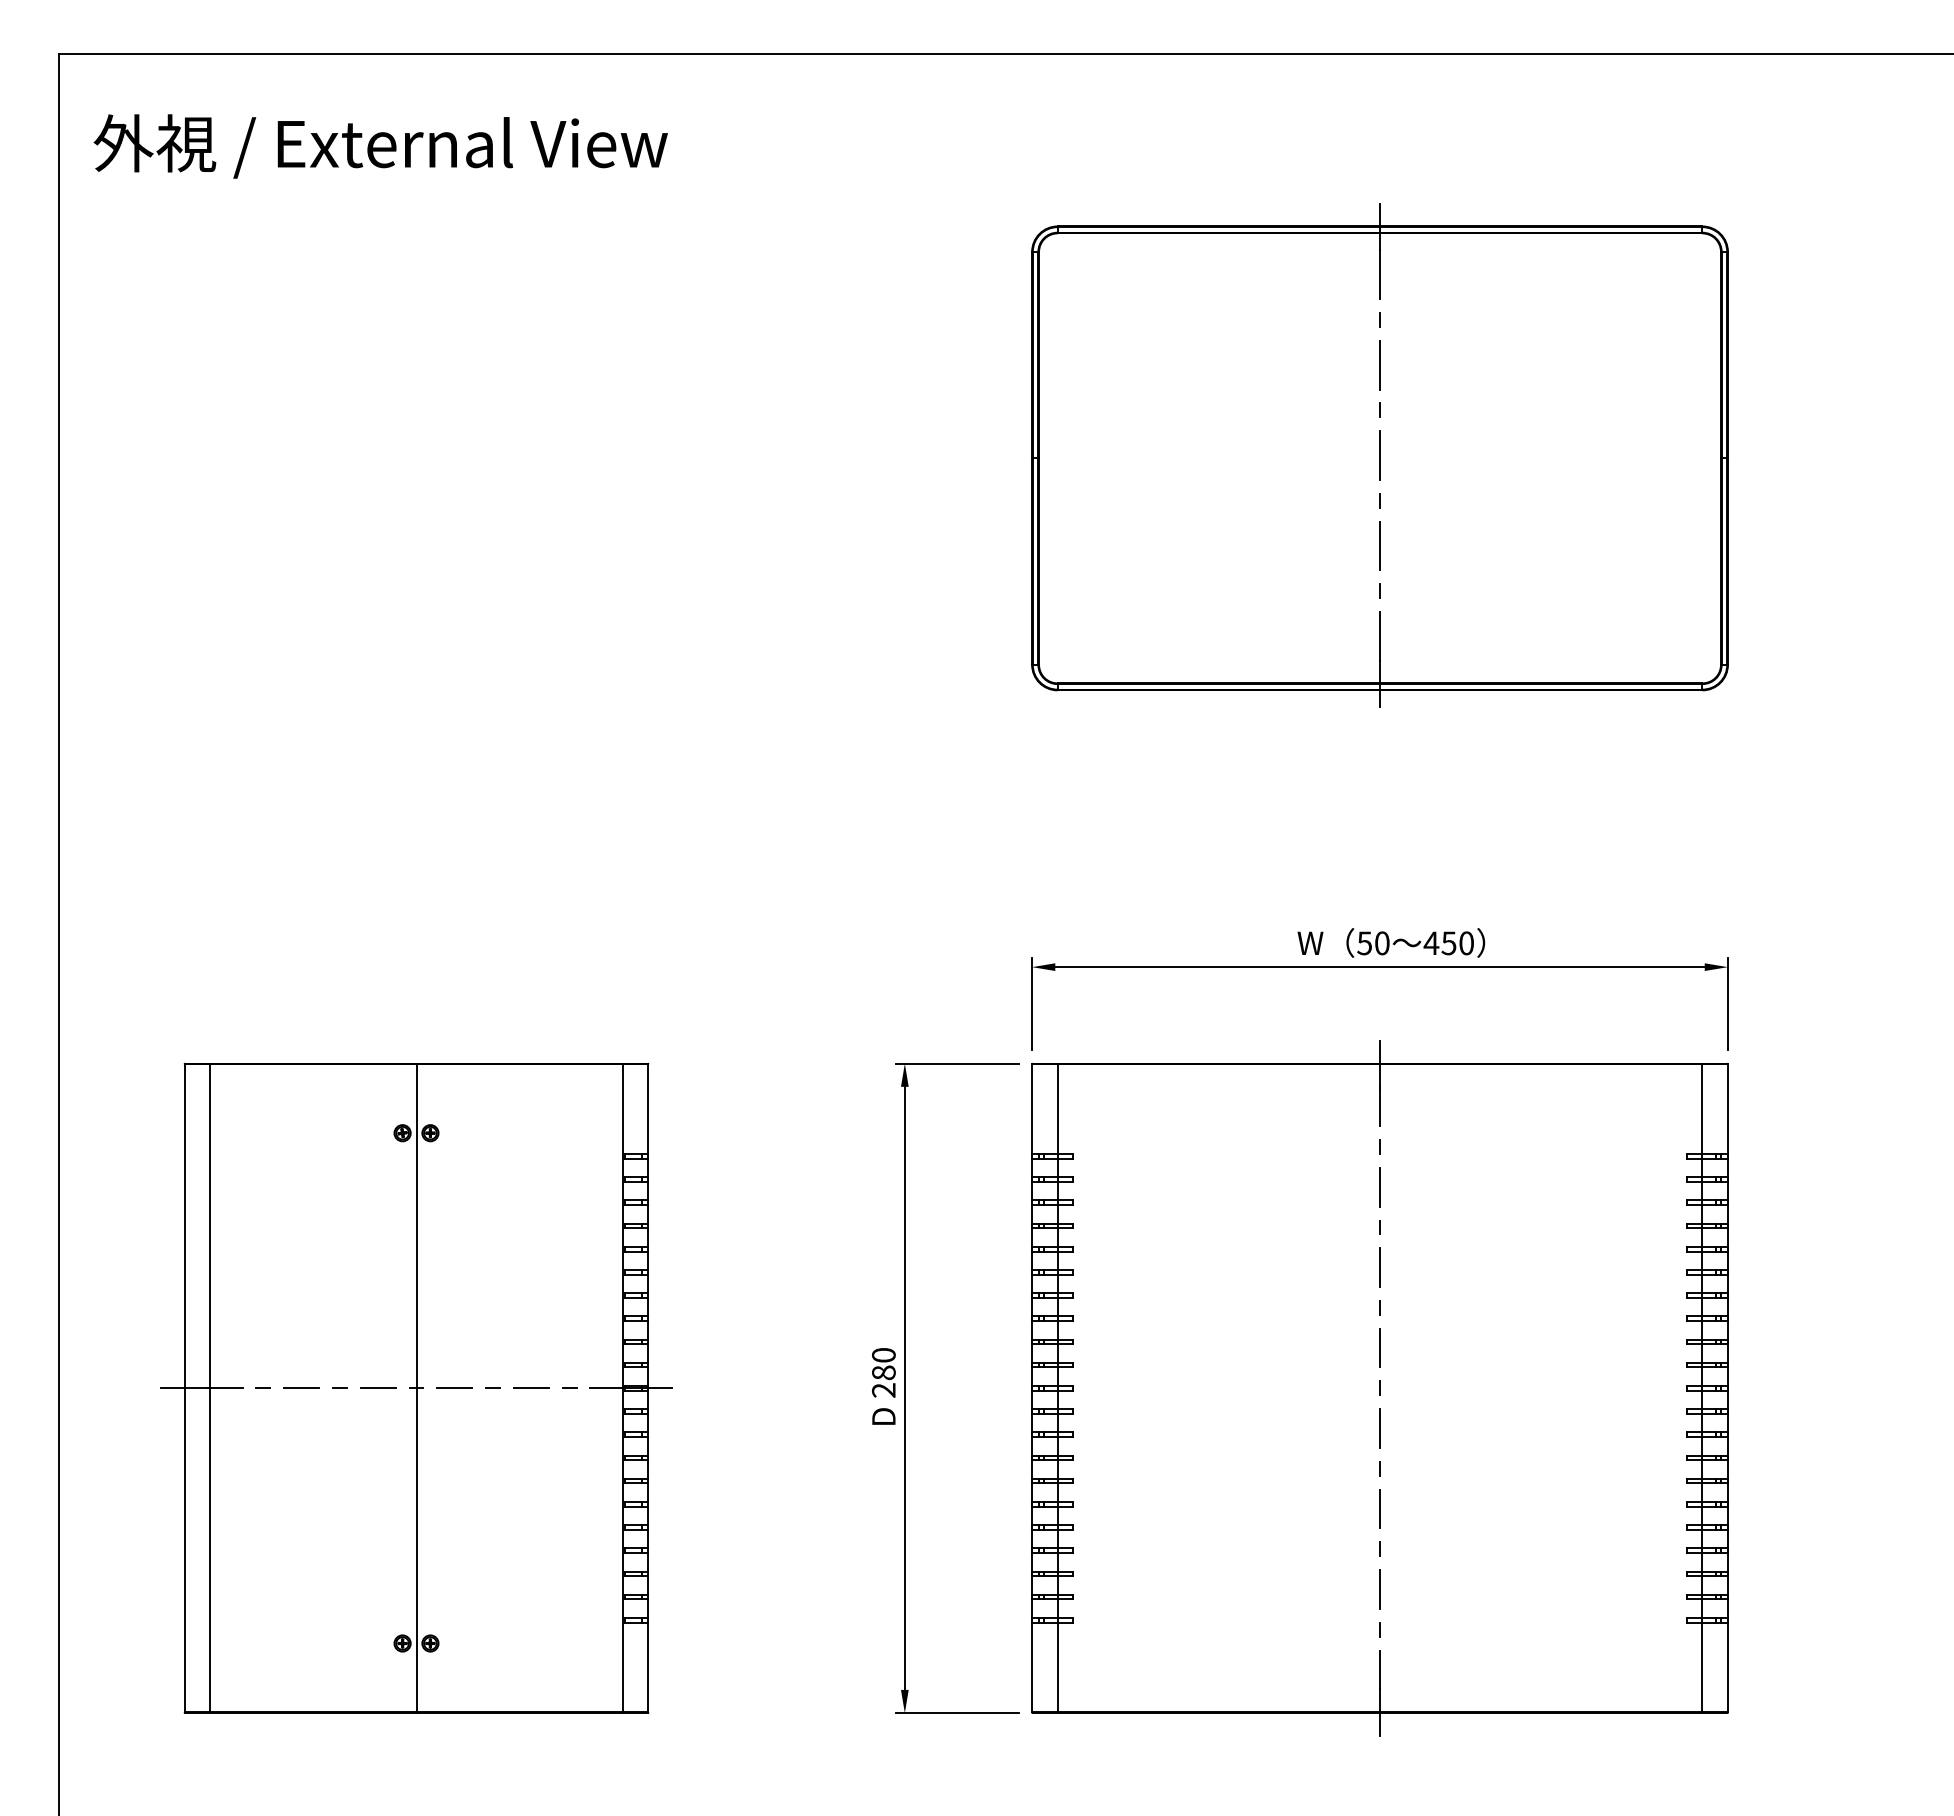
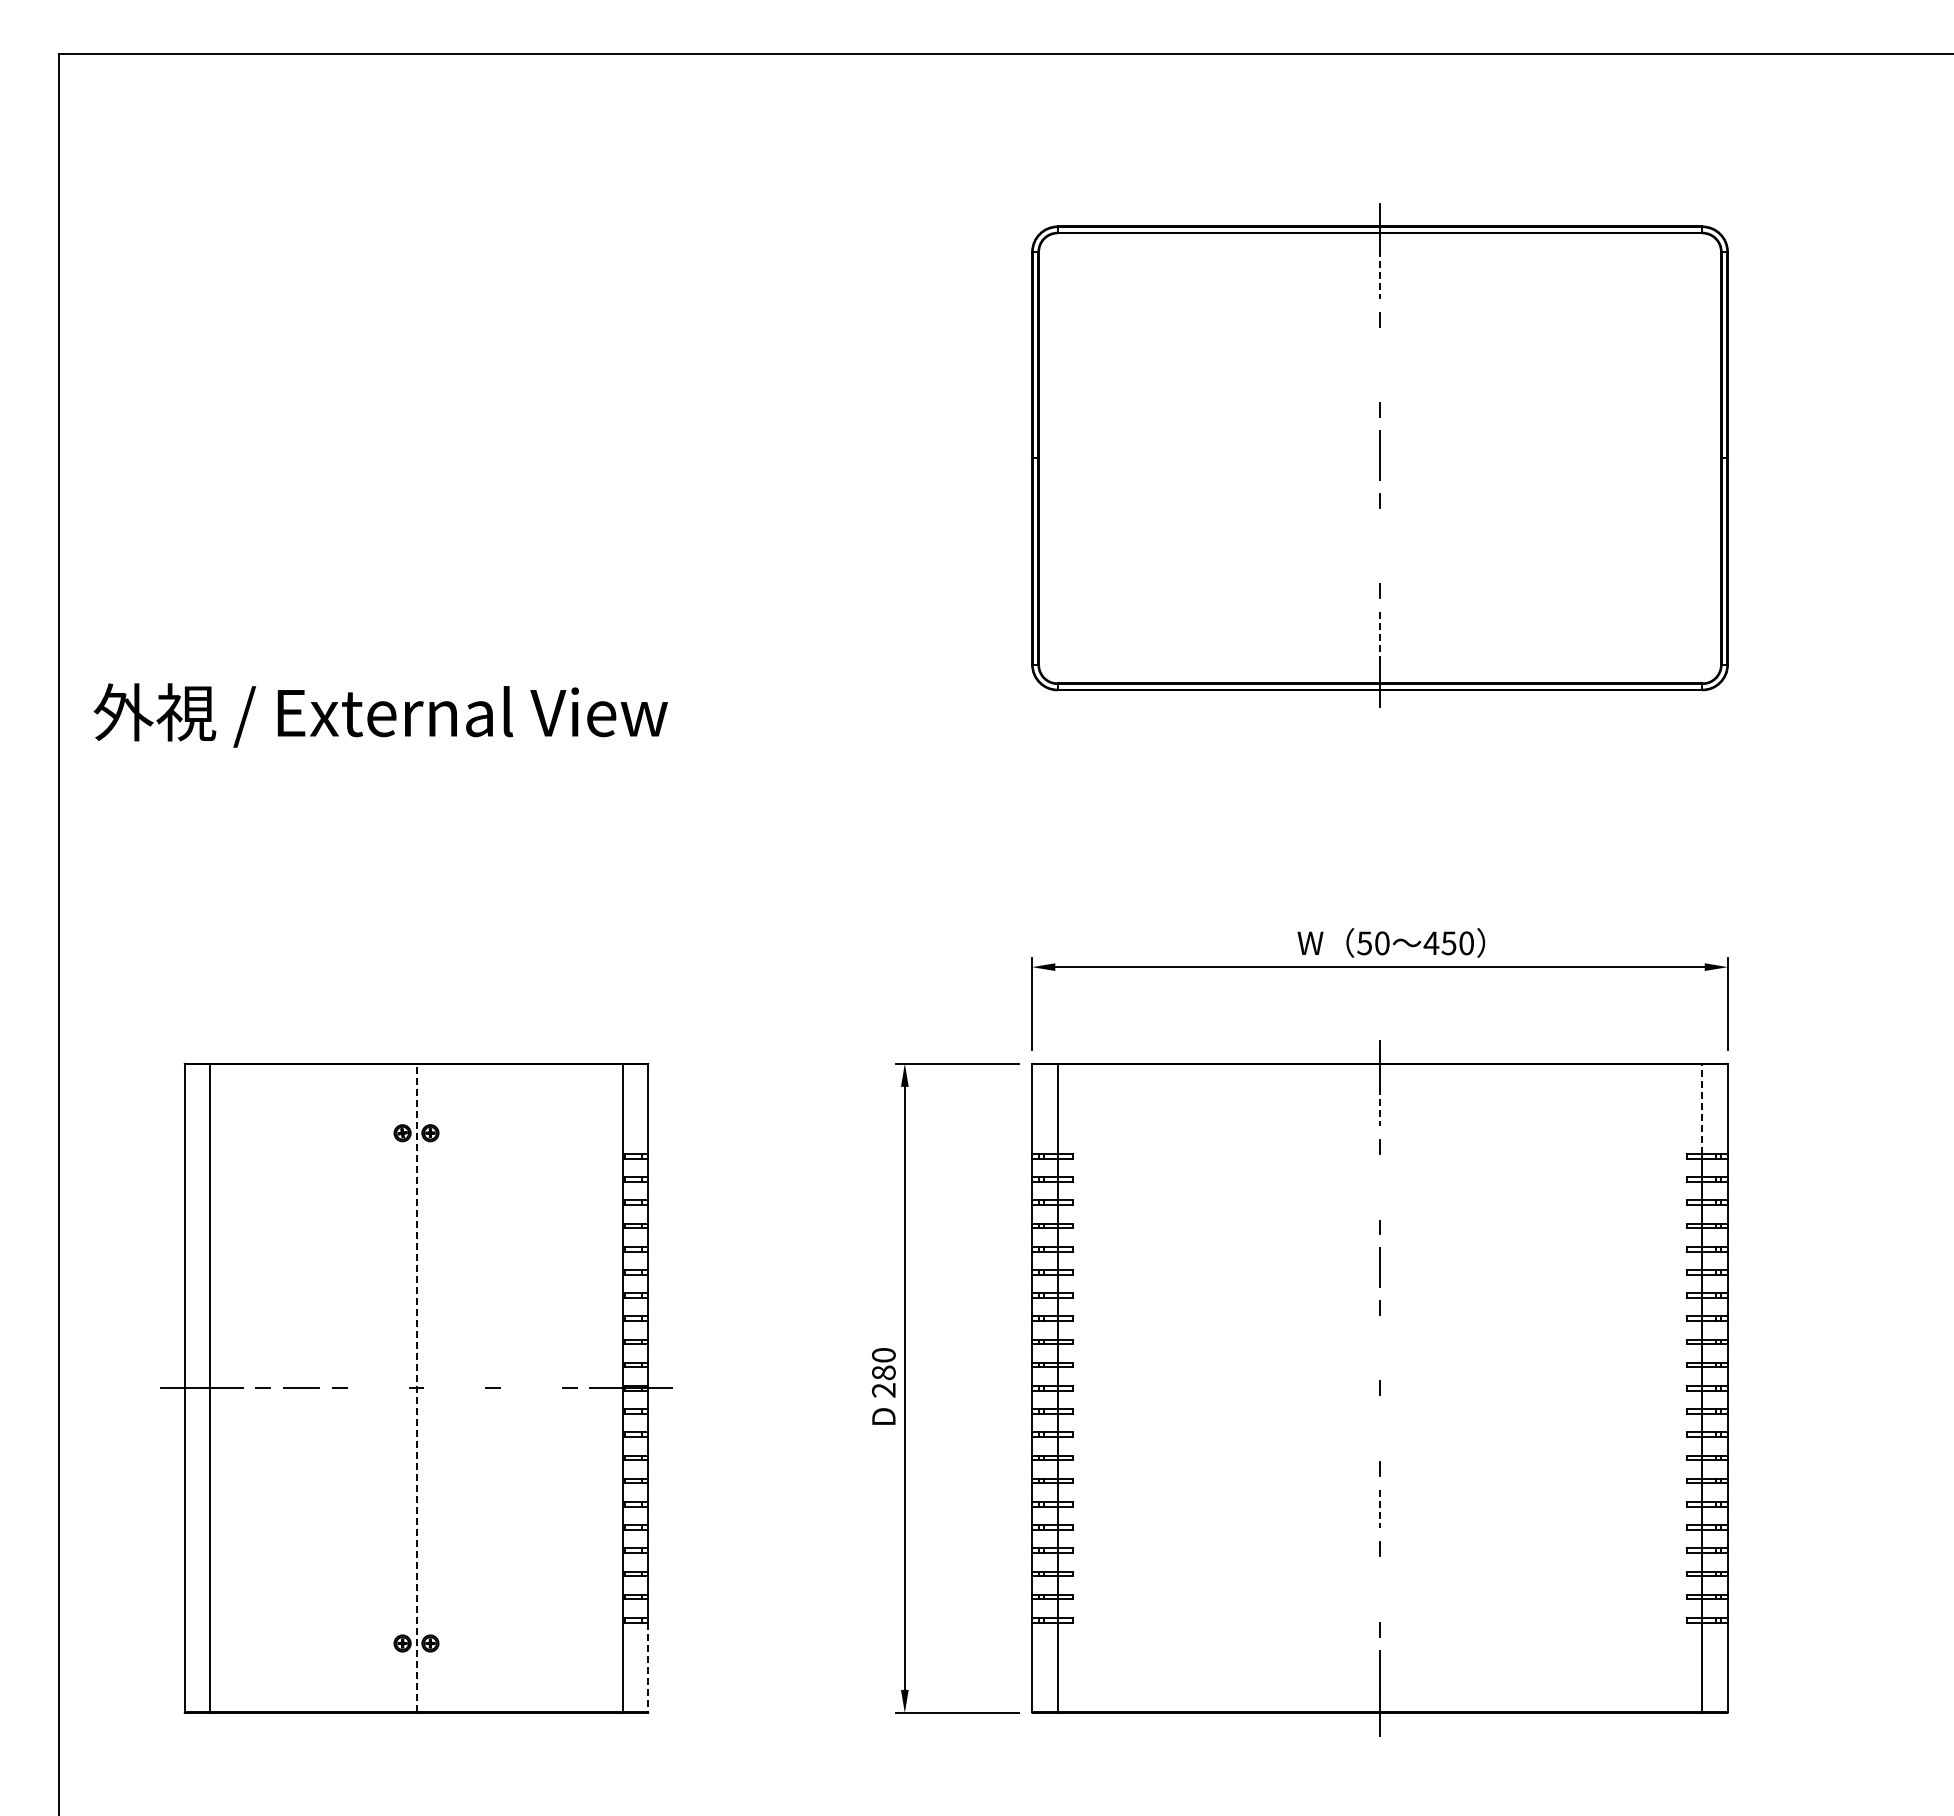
text position: (380, 146) -> (380, 715) (380, 715)
line: solid -> dashed (1380, 275)
line: present -> none (1380, 364)
line: present -> none (1380, 545)
line: solid -> dashed (1380, 637)
line: solid -> dashed (1380, 1107)
line: solid -> dashed (1702, 1109)
line: present -> none (1379, 1187)
line: present -> none (1380, 1347)
line: solid -> dashed (416, 1387)
line: present -> none (377, 1388)
line: present -> none (454, 1388)
line: present -> none (530, 1388)
line: present -> none (1379, 1428)
line: solid -> dashed (1380, 1509)
line: present -> none (1380, 1589)
line: solid -> dashed (648, 1667)
